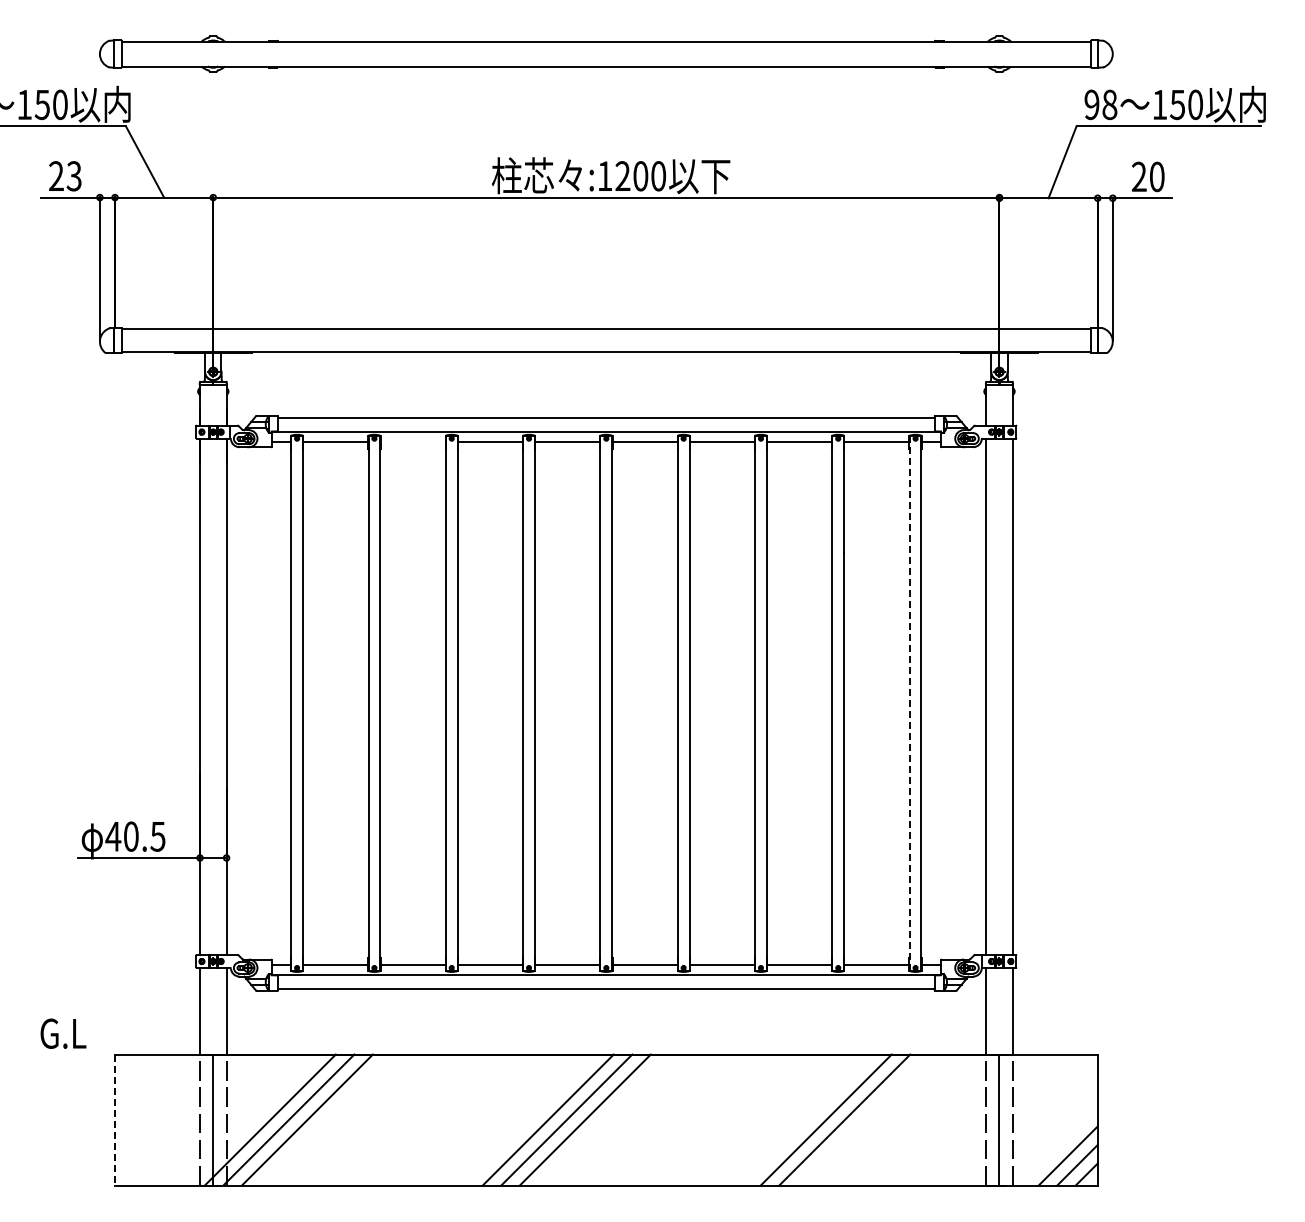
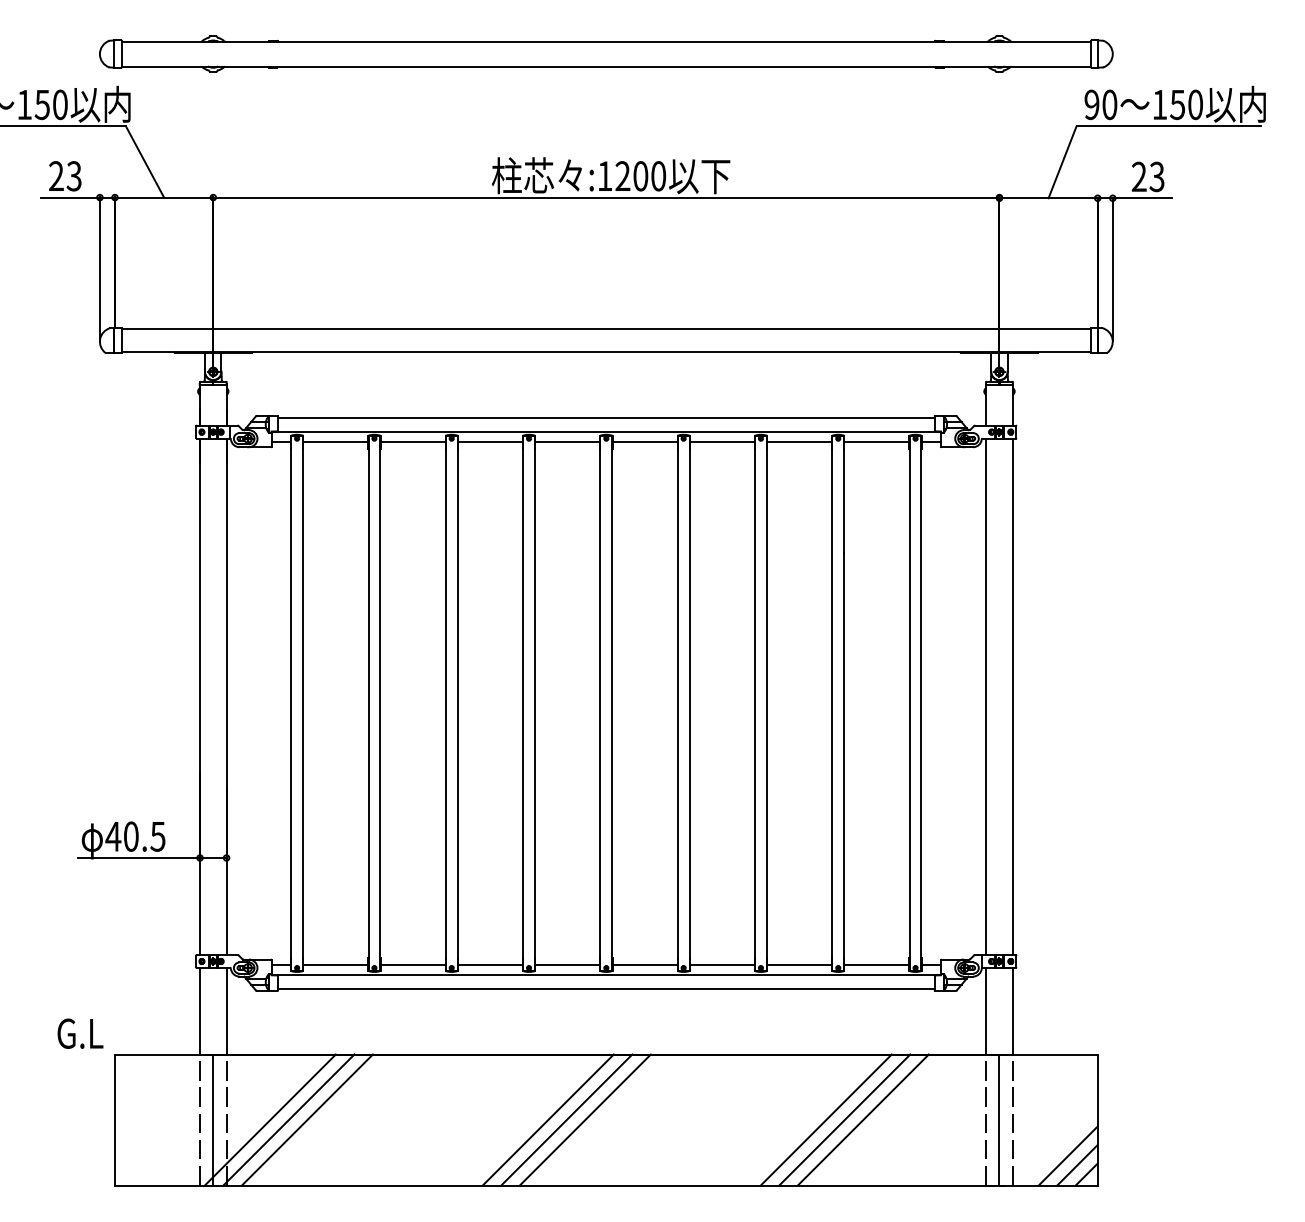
text: 98 -> 90 (1109, 104)
text: 20 -> 23 (1156, 176)
line: none -> present (412, 441)
line: dashed -> solid (909, 703)
text position: (63, 1033) -> (80, 1033) (80, 1033)
line: none -> present (862, 1119)
line: dashed -> solid (114, 1120)
